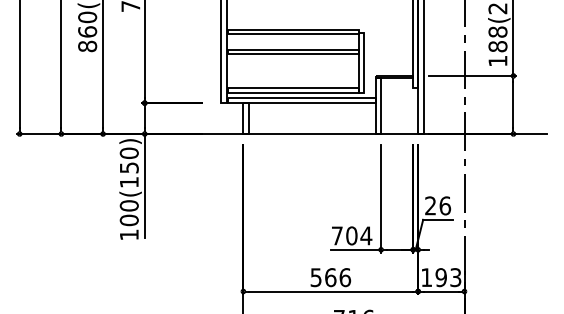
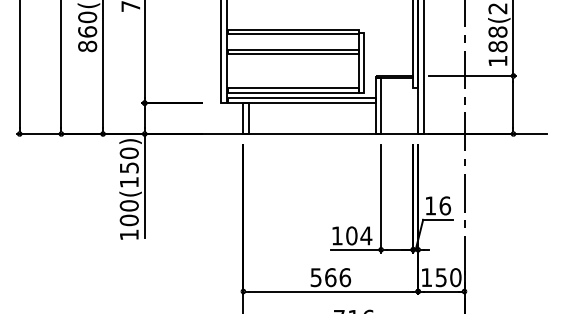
text: 26 -> 16 (430, 205)
text: 704 -> 104 (337, 235)
text: 193 -> 150 (448, 277)
